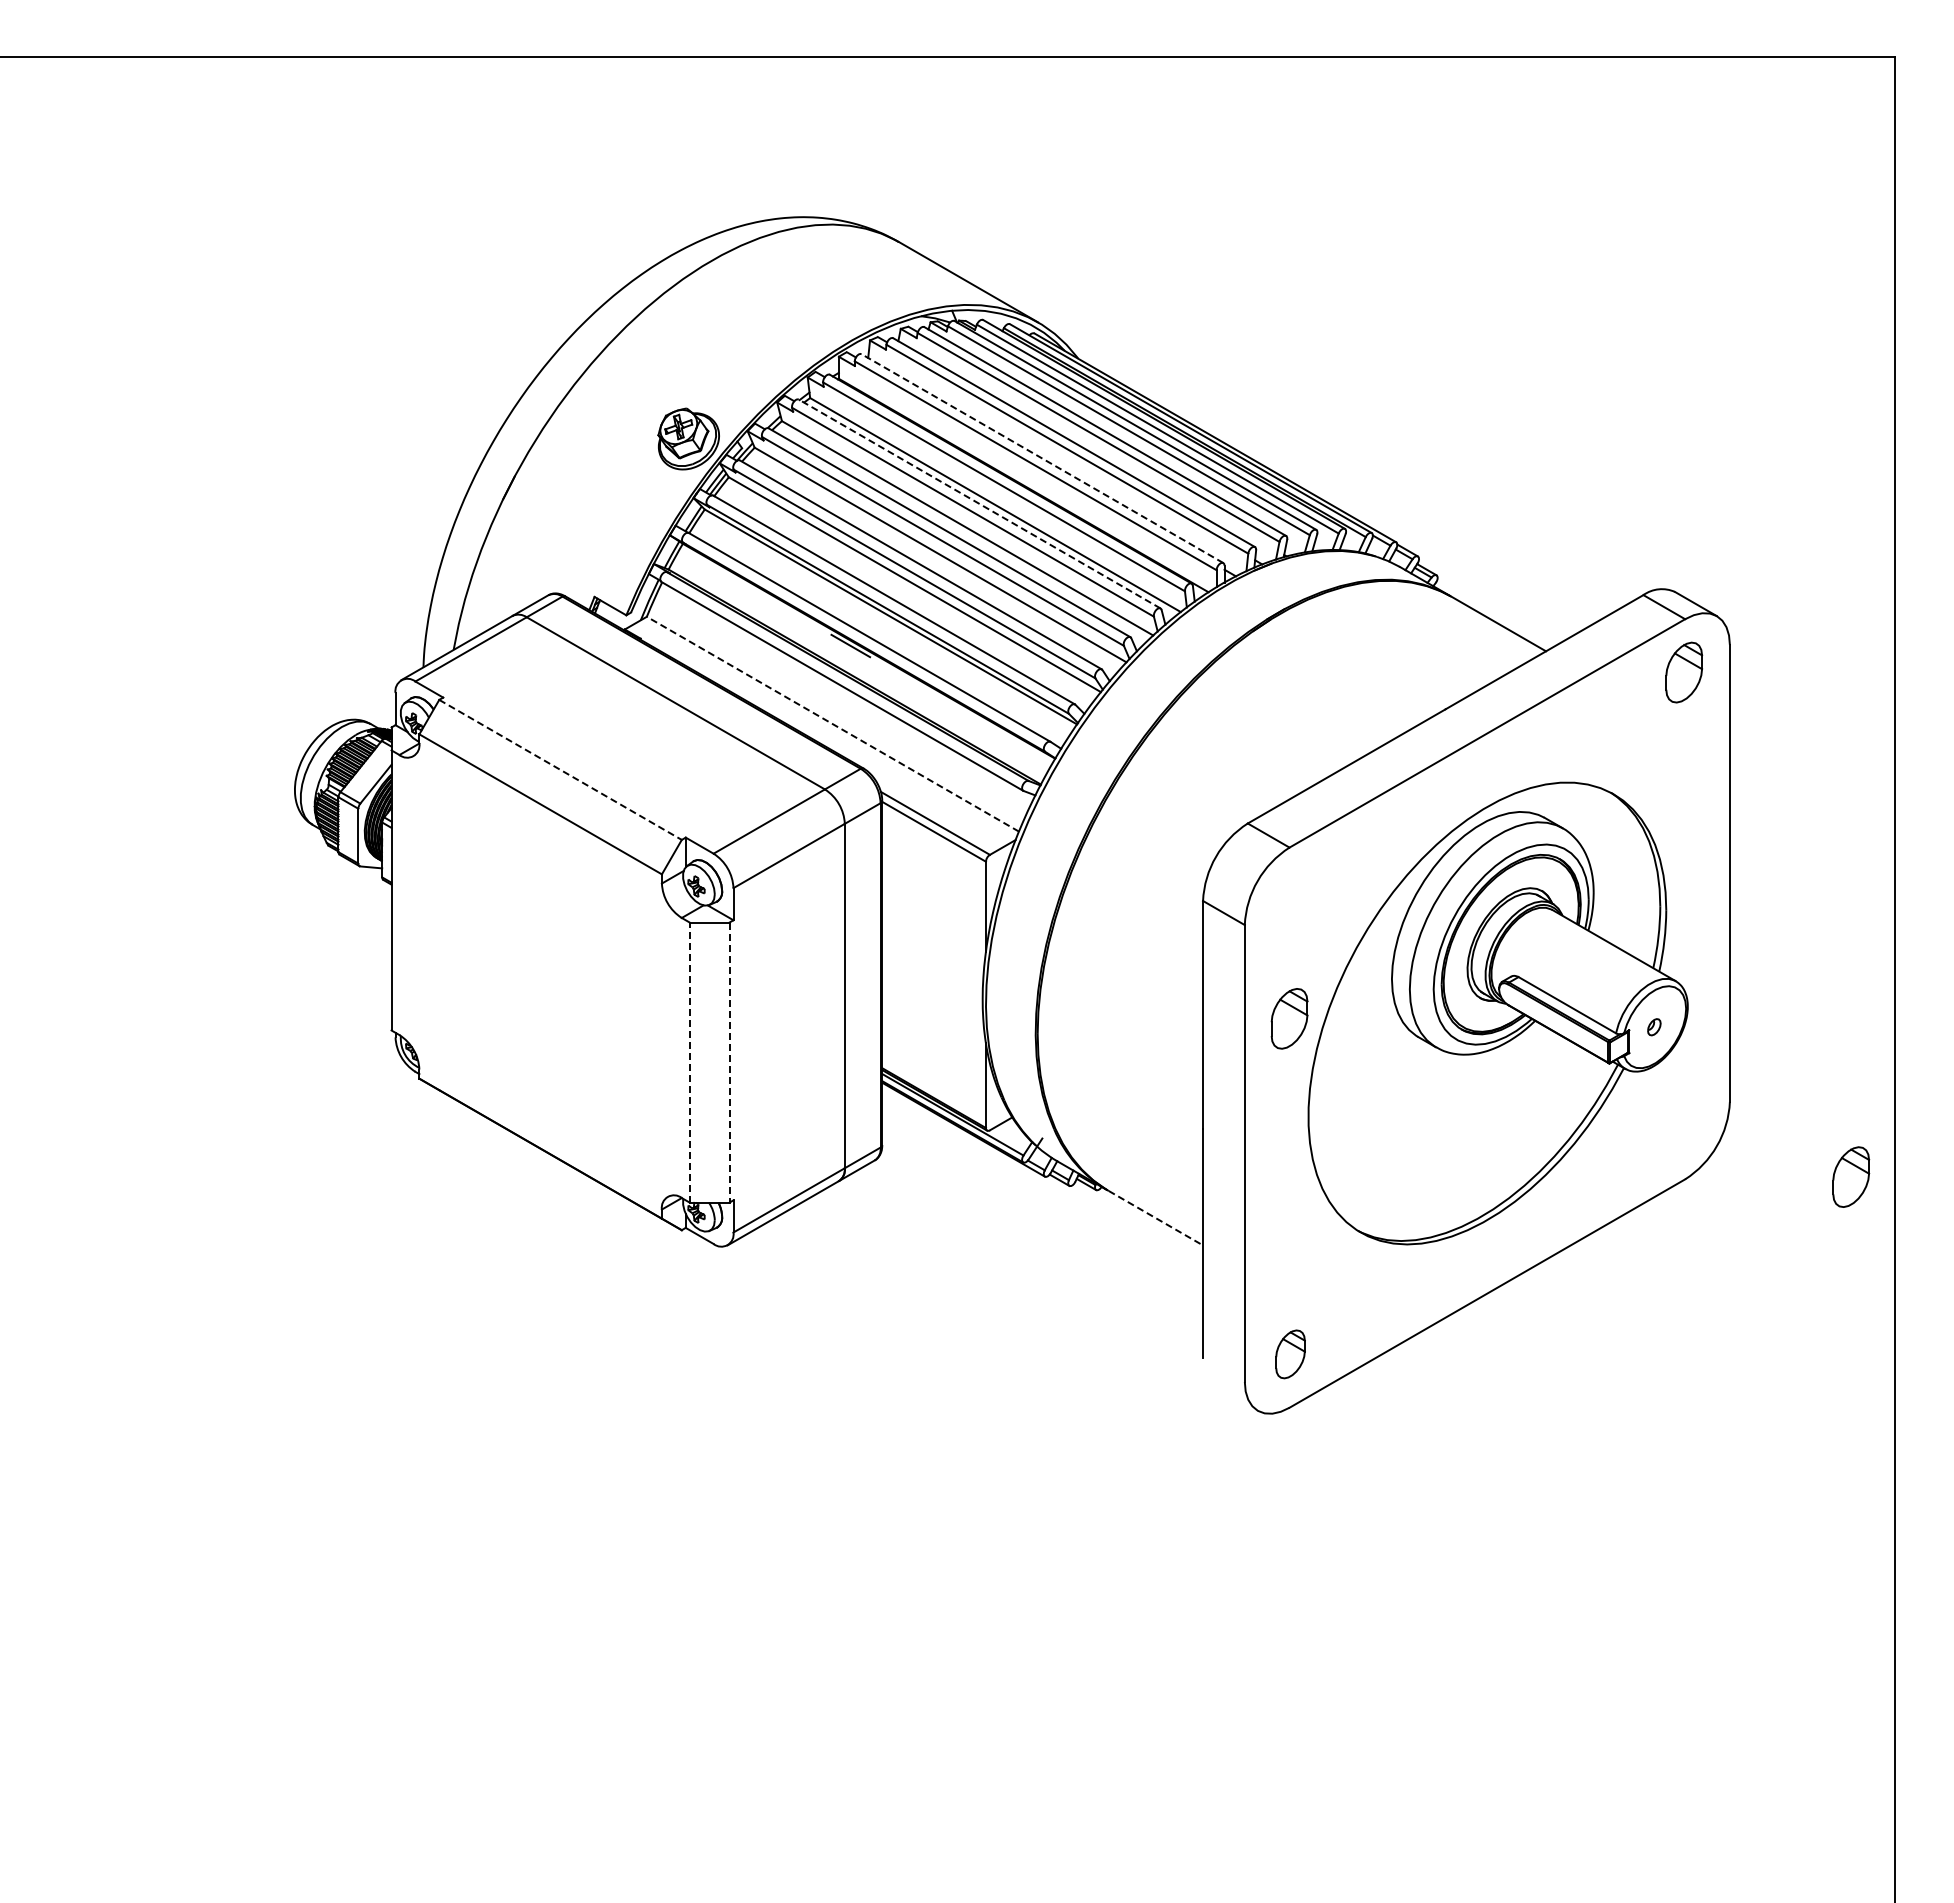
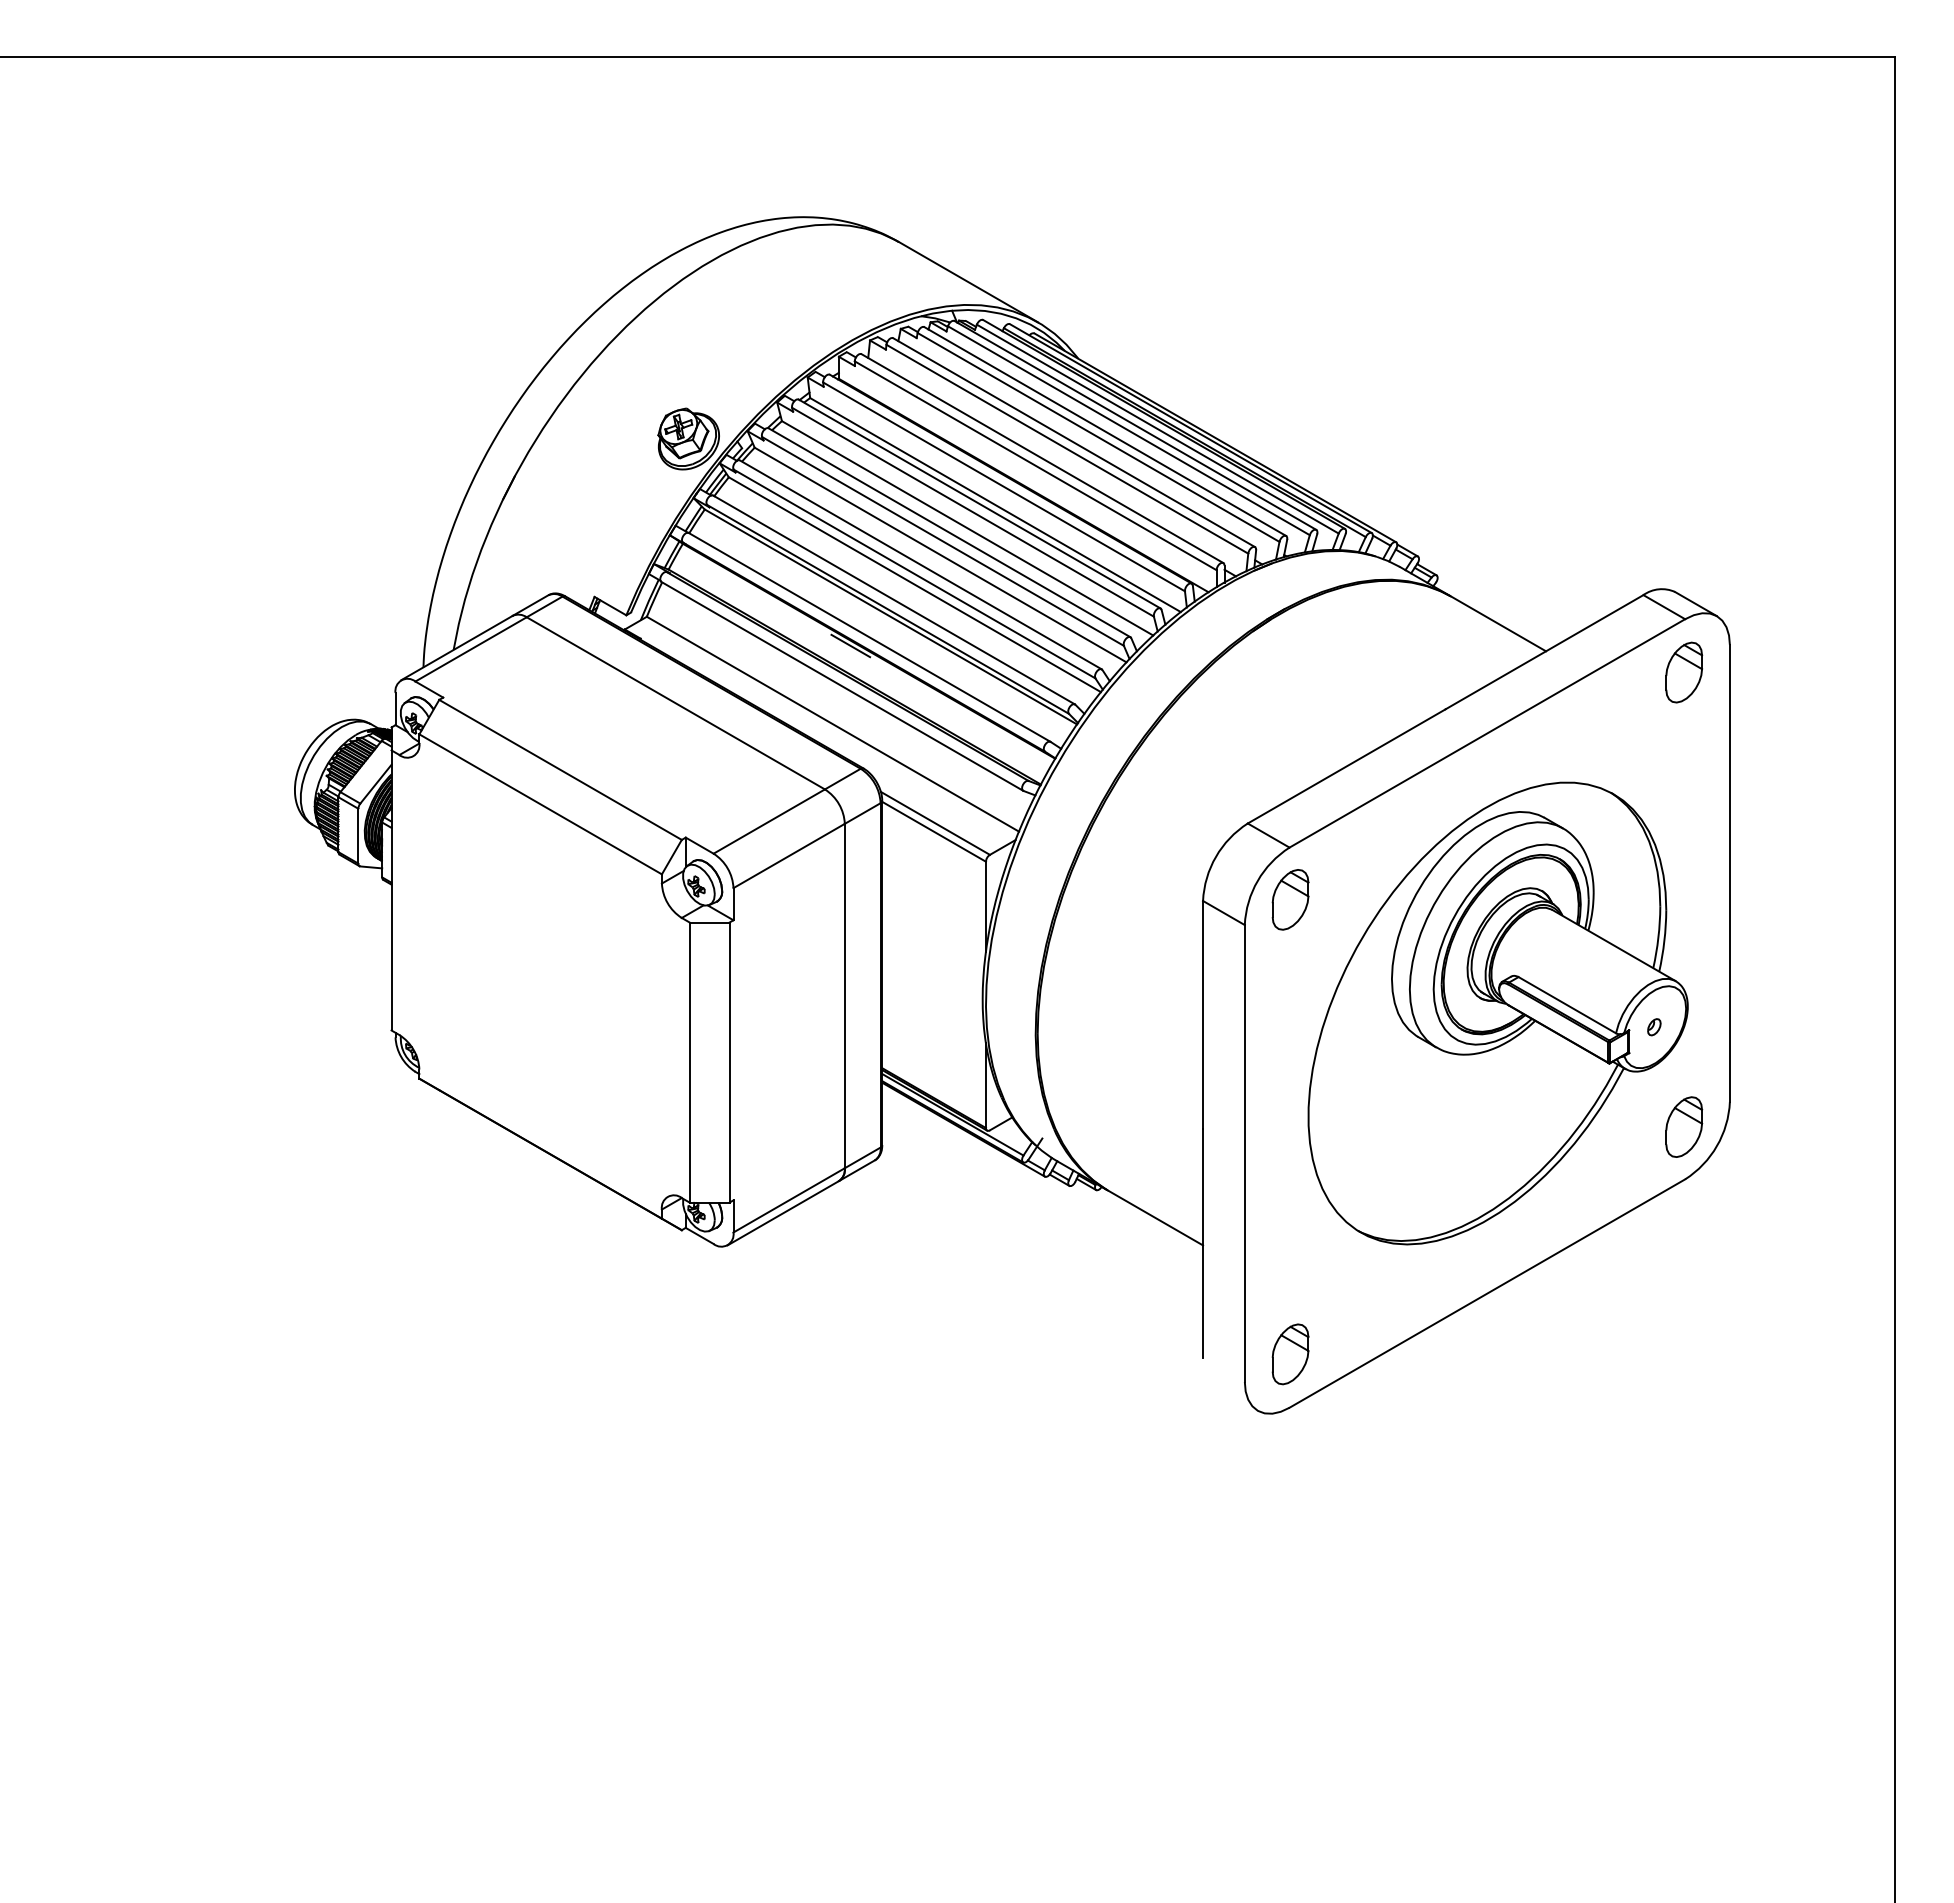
line: dashed -> solid (1042, 458)
line: dashed -> solid (979, 504)
line: dashed -> solid (832, 724)
line: dashed -> solid (560, 770)
part position: (1289, 1018) -> (1290, 899) (1290, 899)
line: dashed -> solid (689, 1062)
line: dashed -> solid (729, 1063)
part position: (1851, 1176) -> (1684, 1126) (1684, 1126)
line: dashed -> solid (1156, 1218)
part size: 31x51 px -> 39x63 px (1290, 1354)
